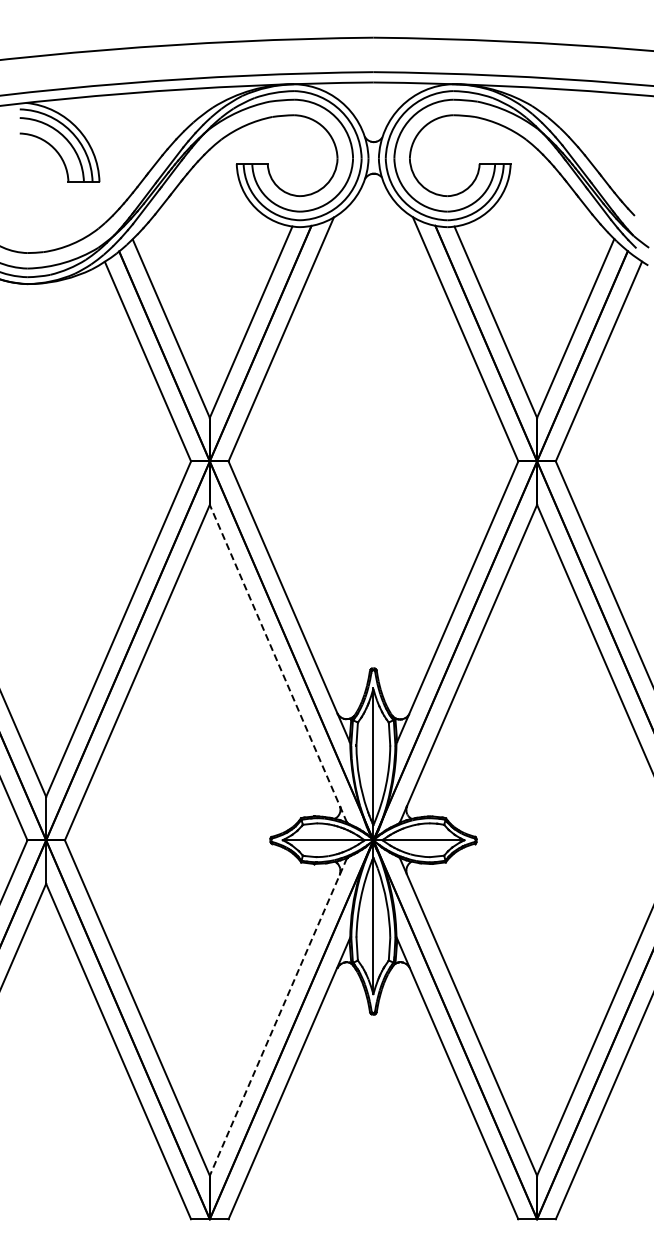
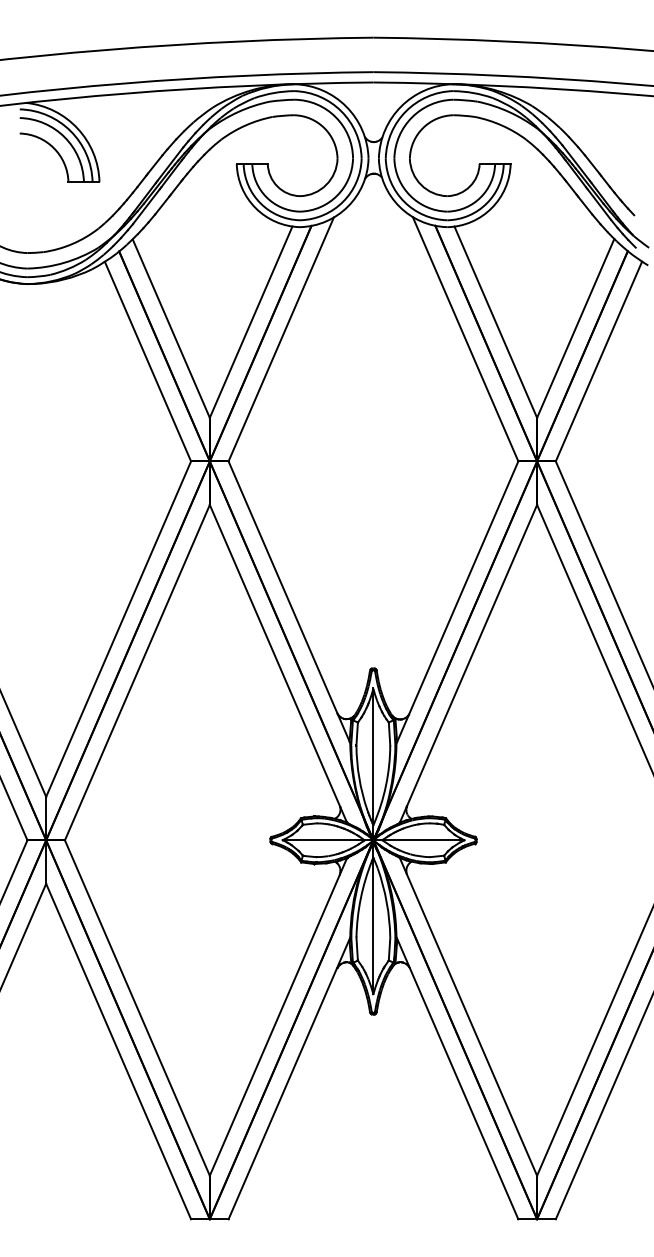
line: dashed -> solid (278, 663)
line: dashed -> solid (278, 1017)
